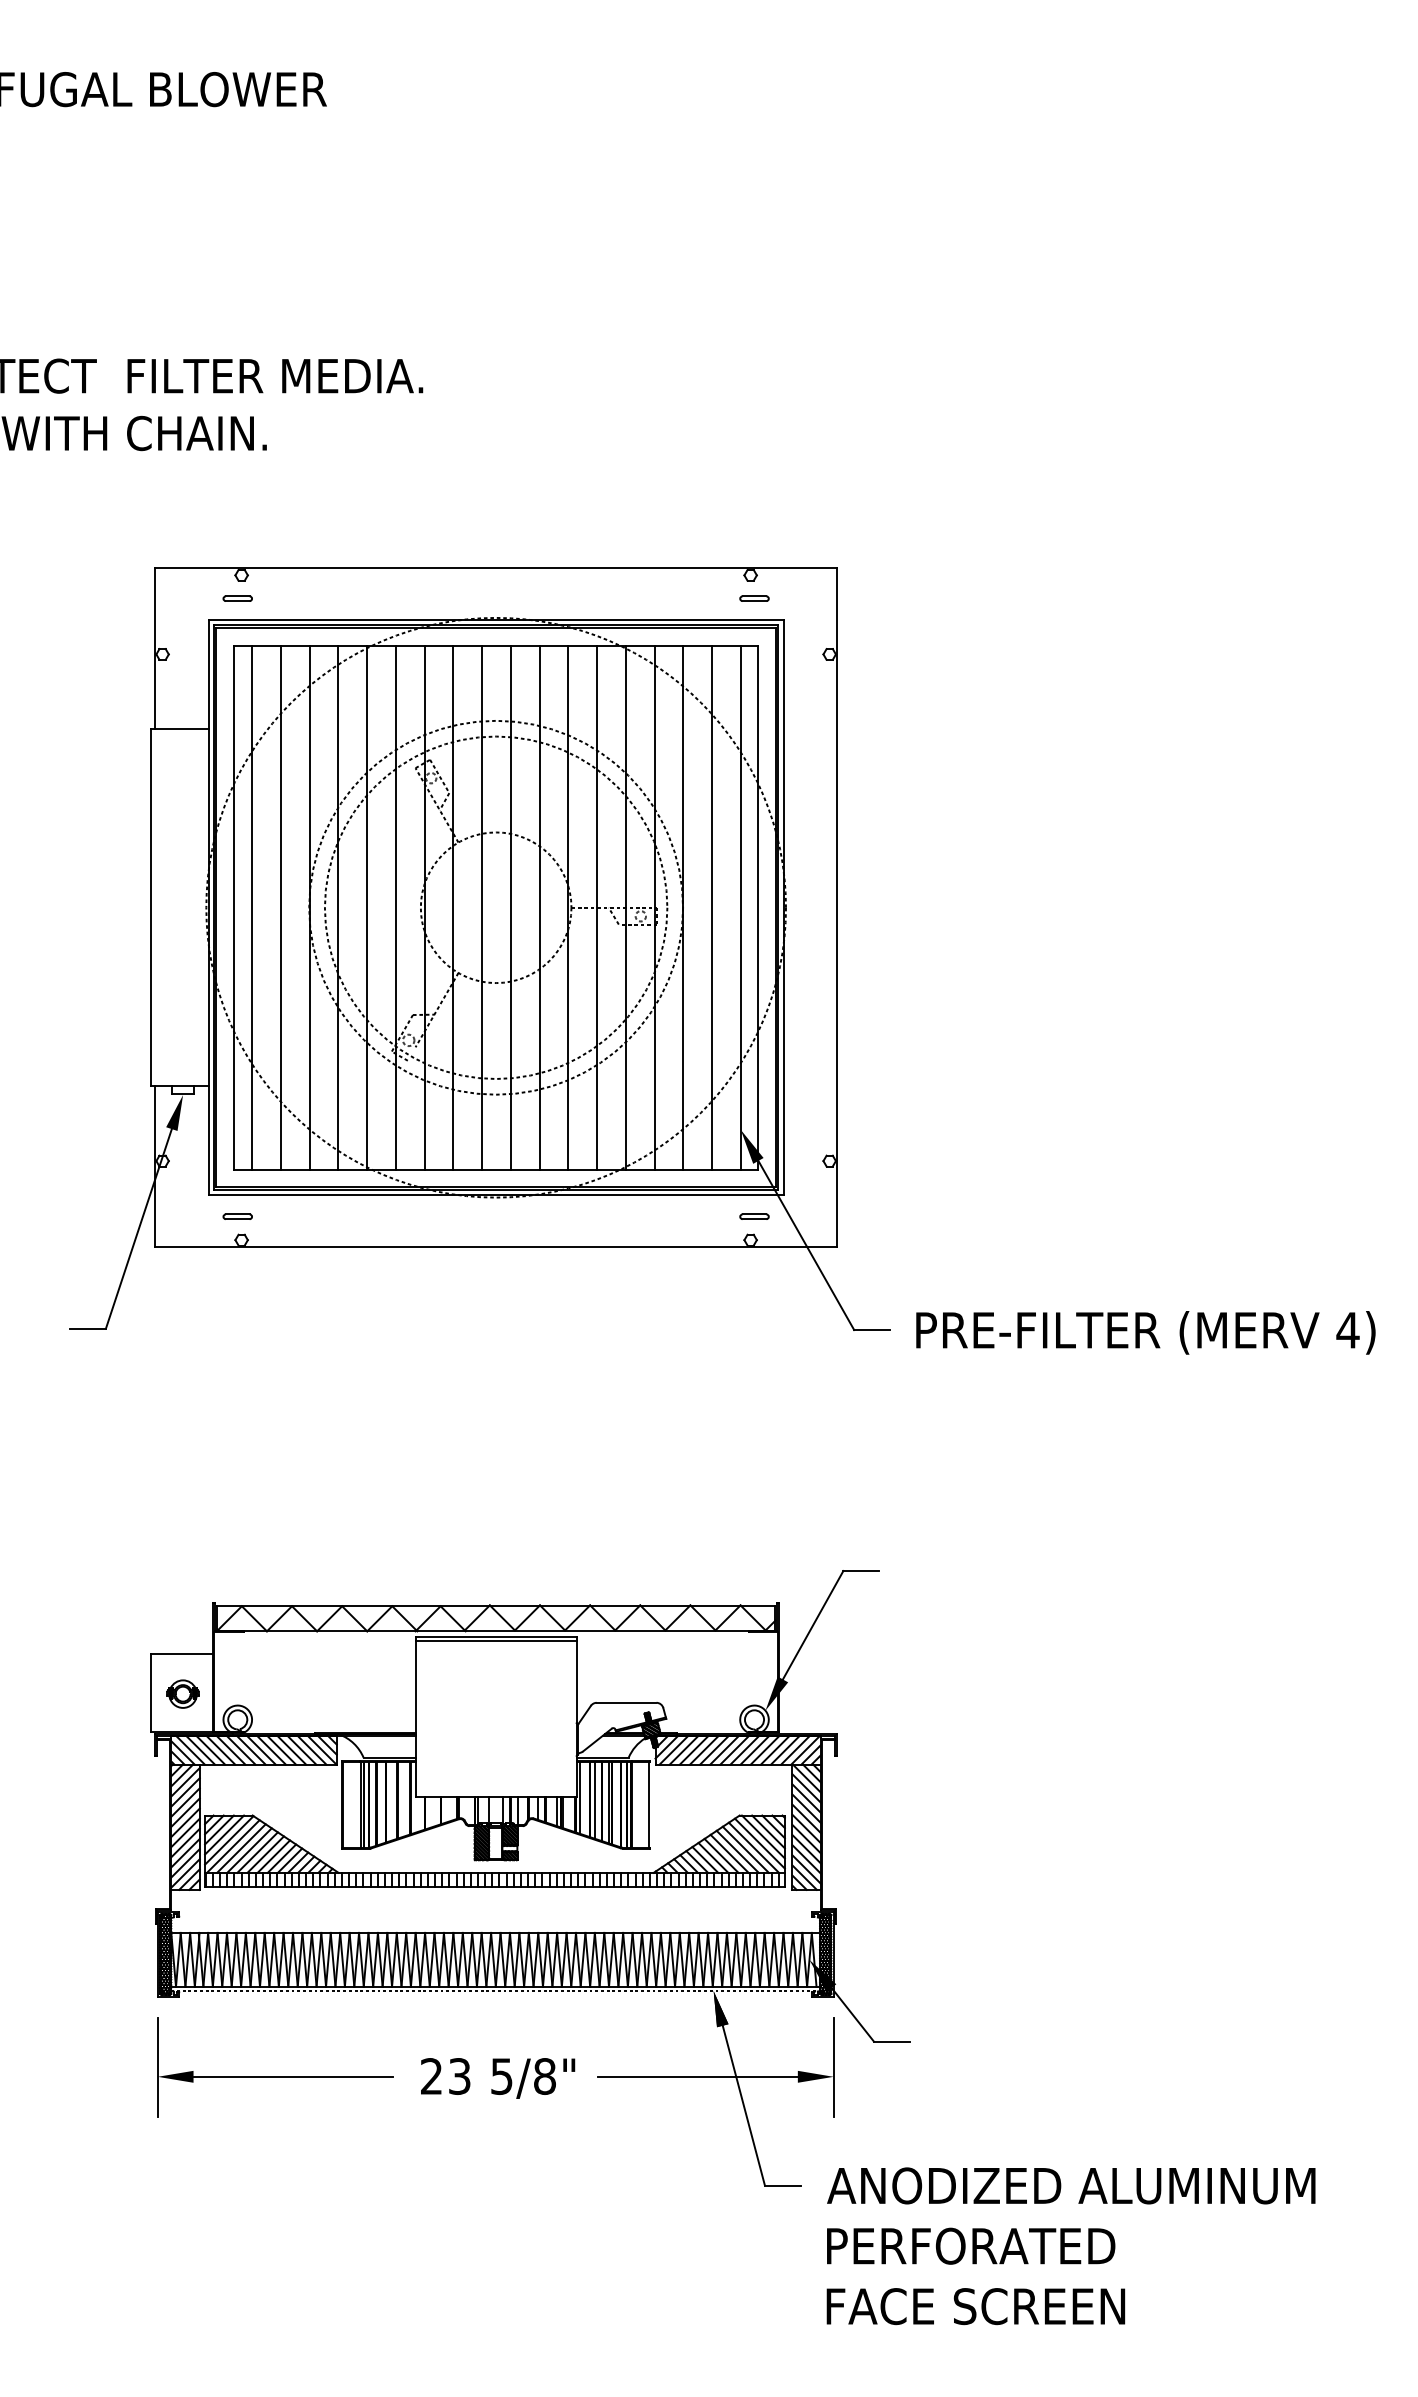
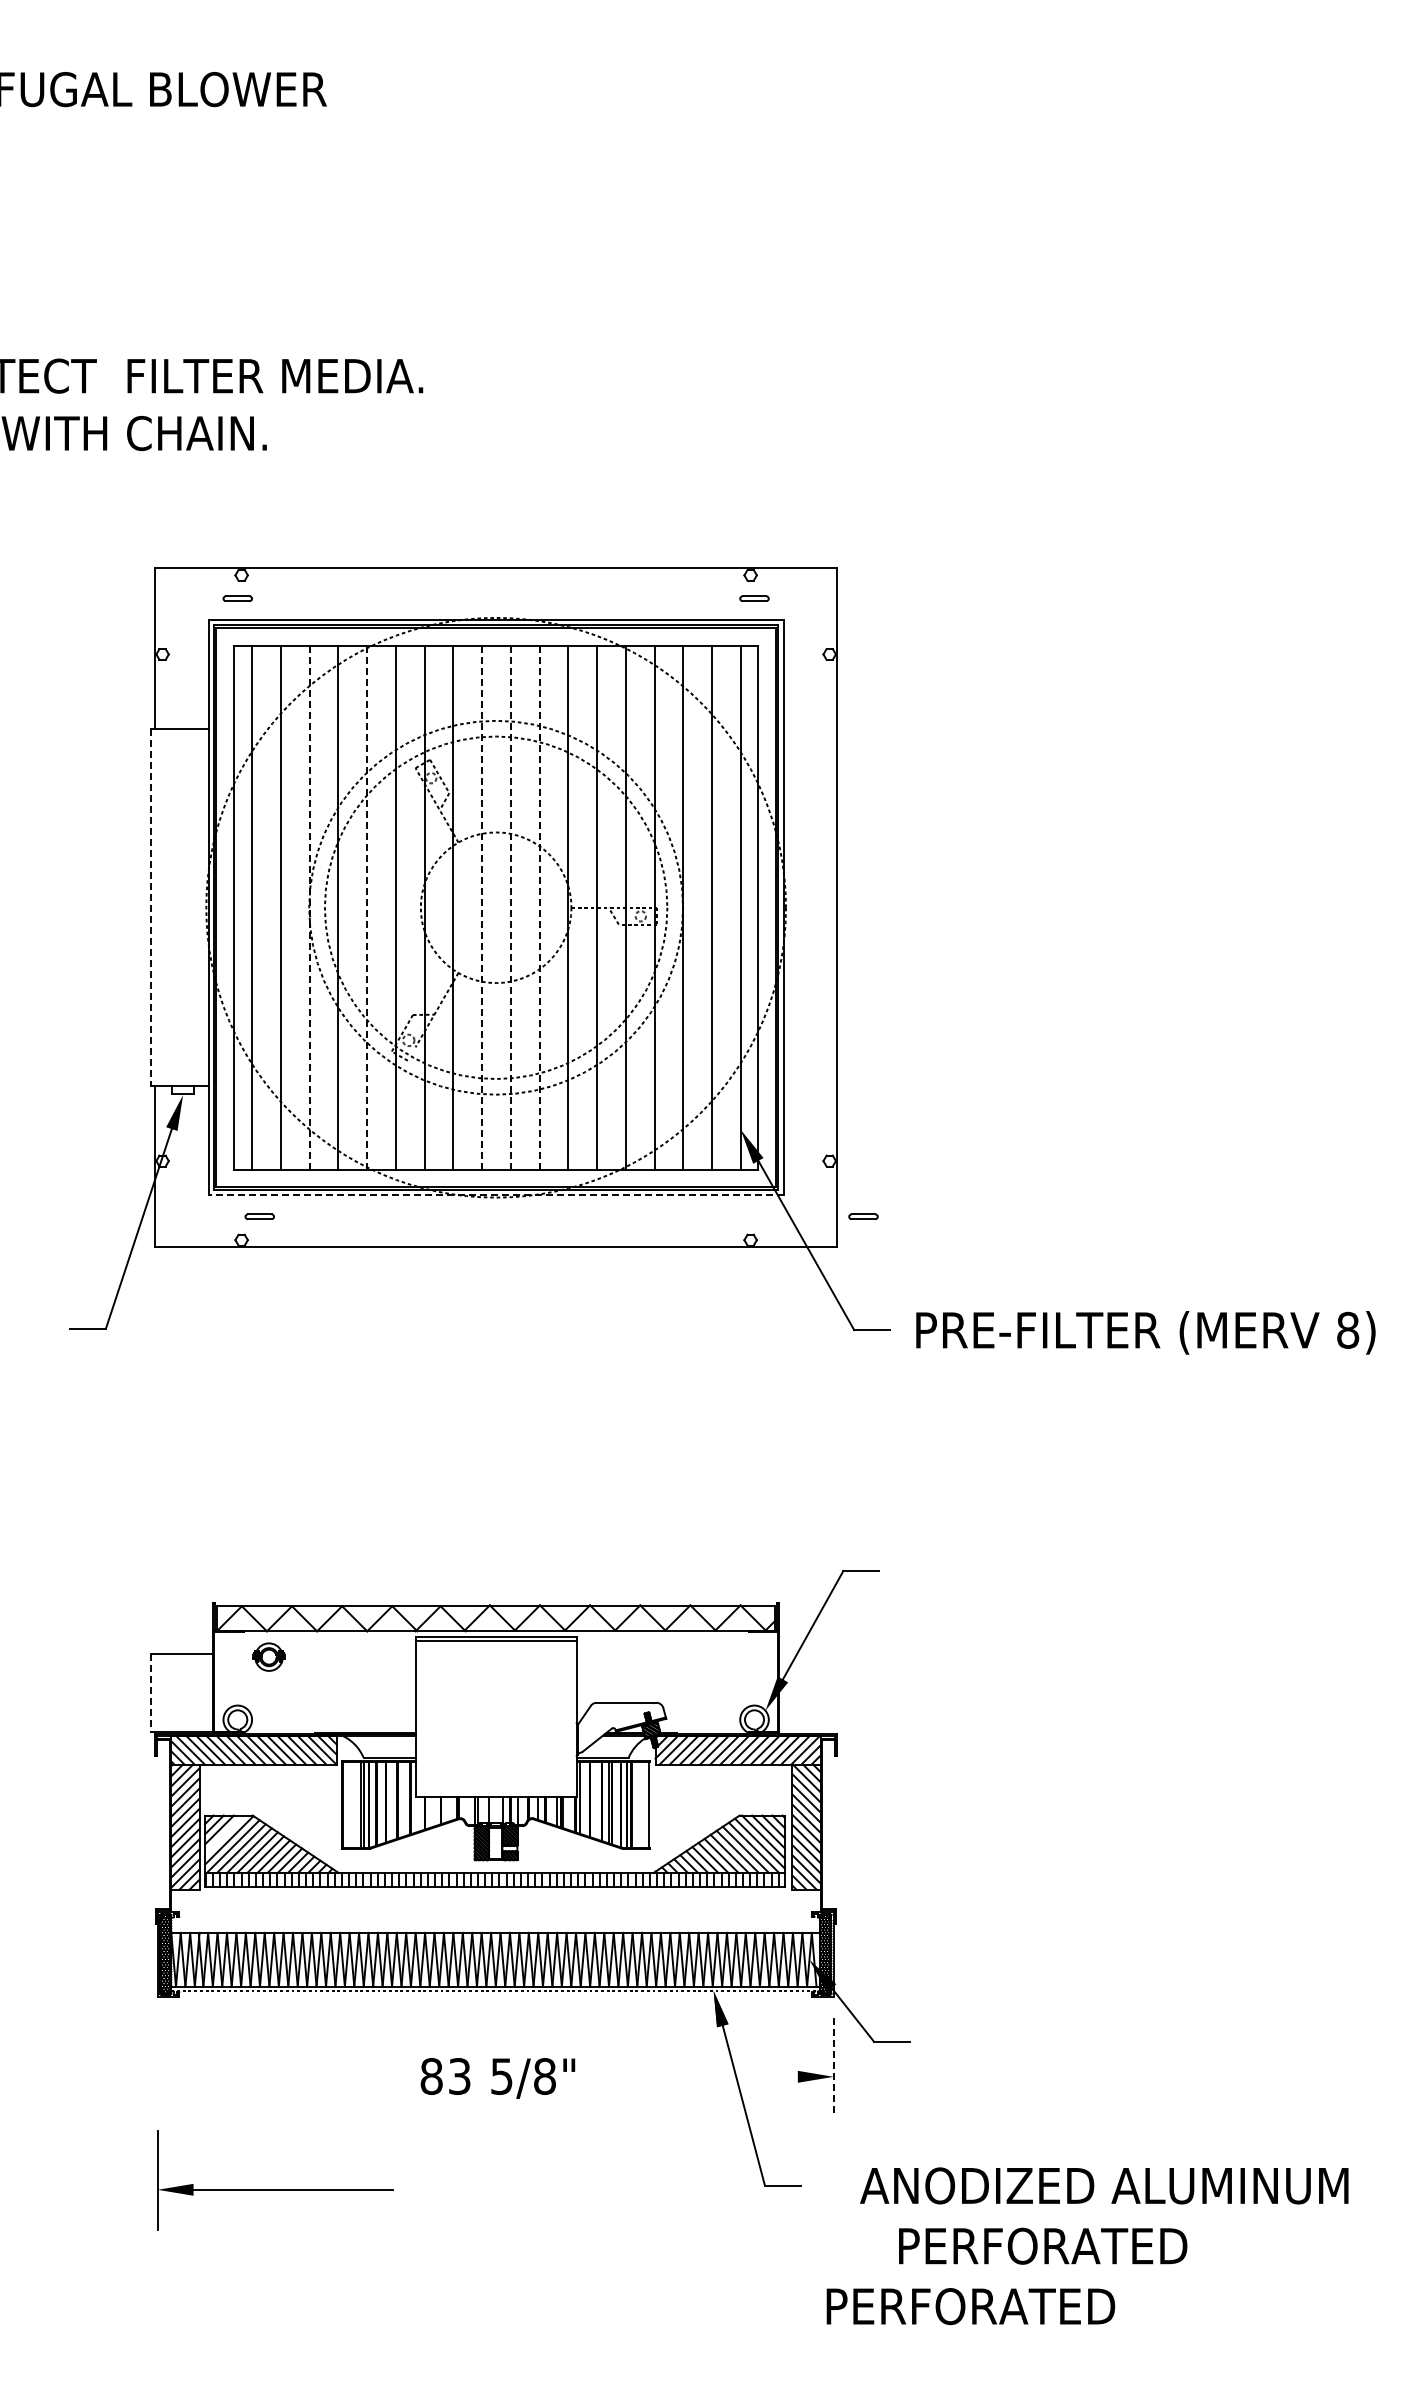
line: solid -> dashed (151, 907)
line: solid -> dashed (309, 907)
line: solid -> dashed (367, 907)
line: solid -> dashed (482, 907)
line: solid -> dashed (510, 907)
line: solid -> dashed (539, 907)
line: solid -> dashed (495, 1195)
part position: (237, 1216) -> (259, 1216) (259, 1216)
part position: (754, 1216) -> (863, 1216) (863, 1216)
text: 4) -> 8) (1347, 1329)
line: solid -> dashed (151, 1693)
part position: (182, 1693) -> (268, 1656) (268, 1656)
line: present -> none (594, 1799)
line: present -> none (224, 1834)
line: solid -> dashed (833, 2067)
part position: (275, 2076) -> (275, 2189) (275, 2189)
text: 23 -> 83 (431, 2076)
line: present -> none (697, 2076)
text position: (1071, 2185) -> (1104, 2185) (1104, 2185)
text position: (971, 2245) -> (1043, 2245) (1043, 2245)
text: FACE SCREEN -> PERFORATED (978, 2306)
